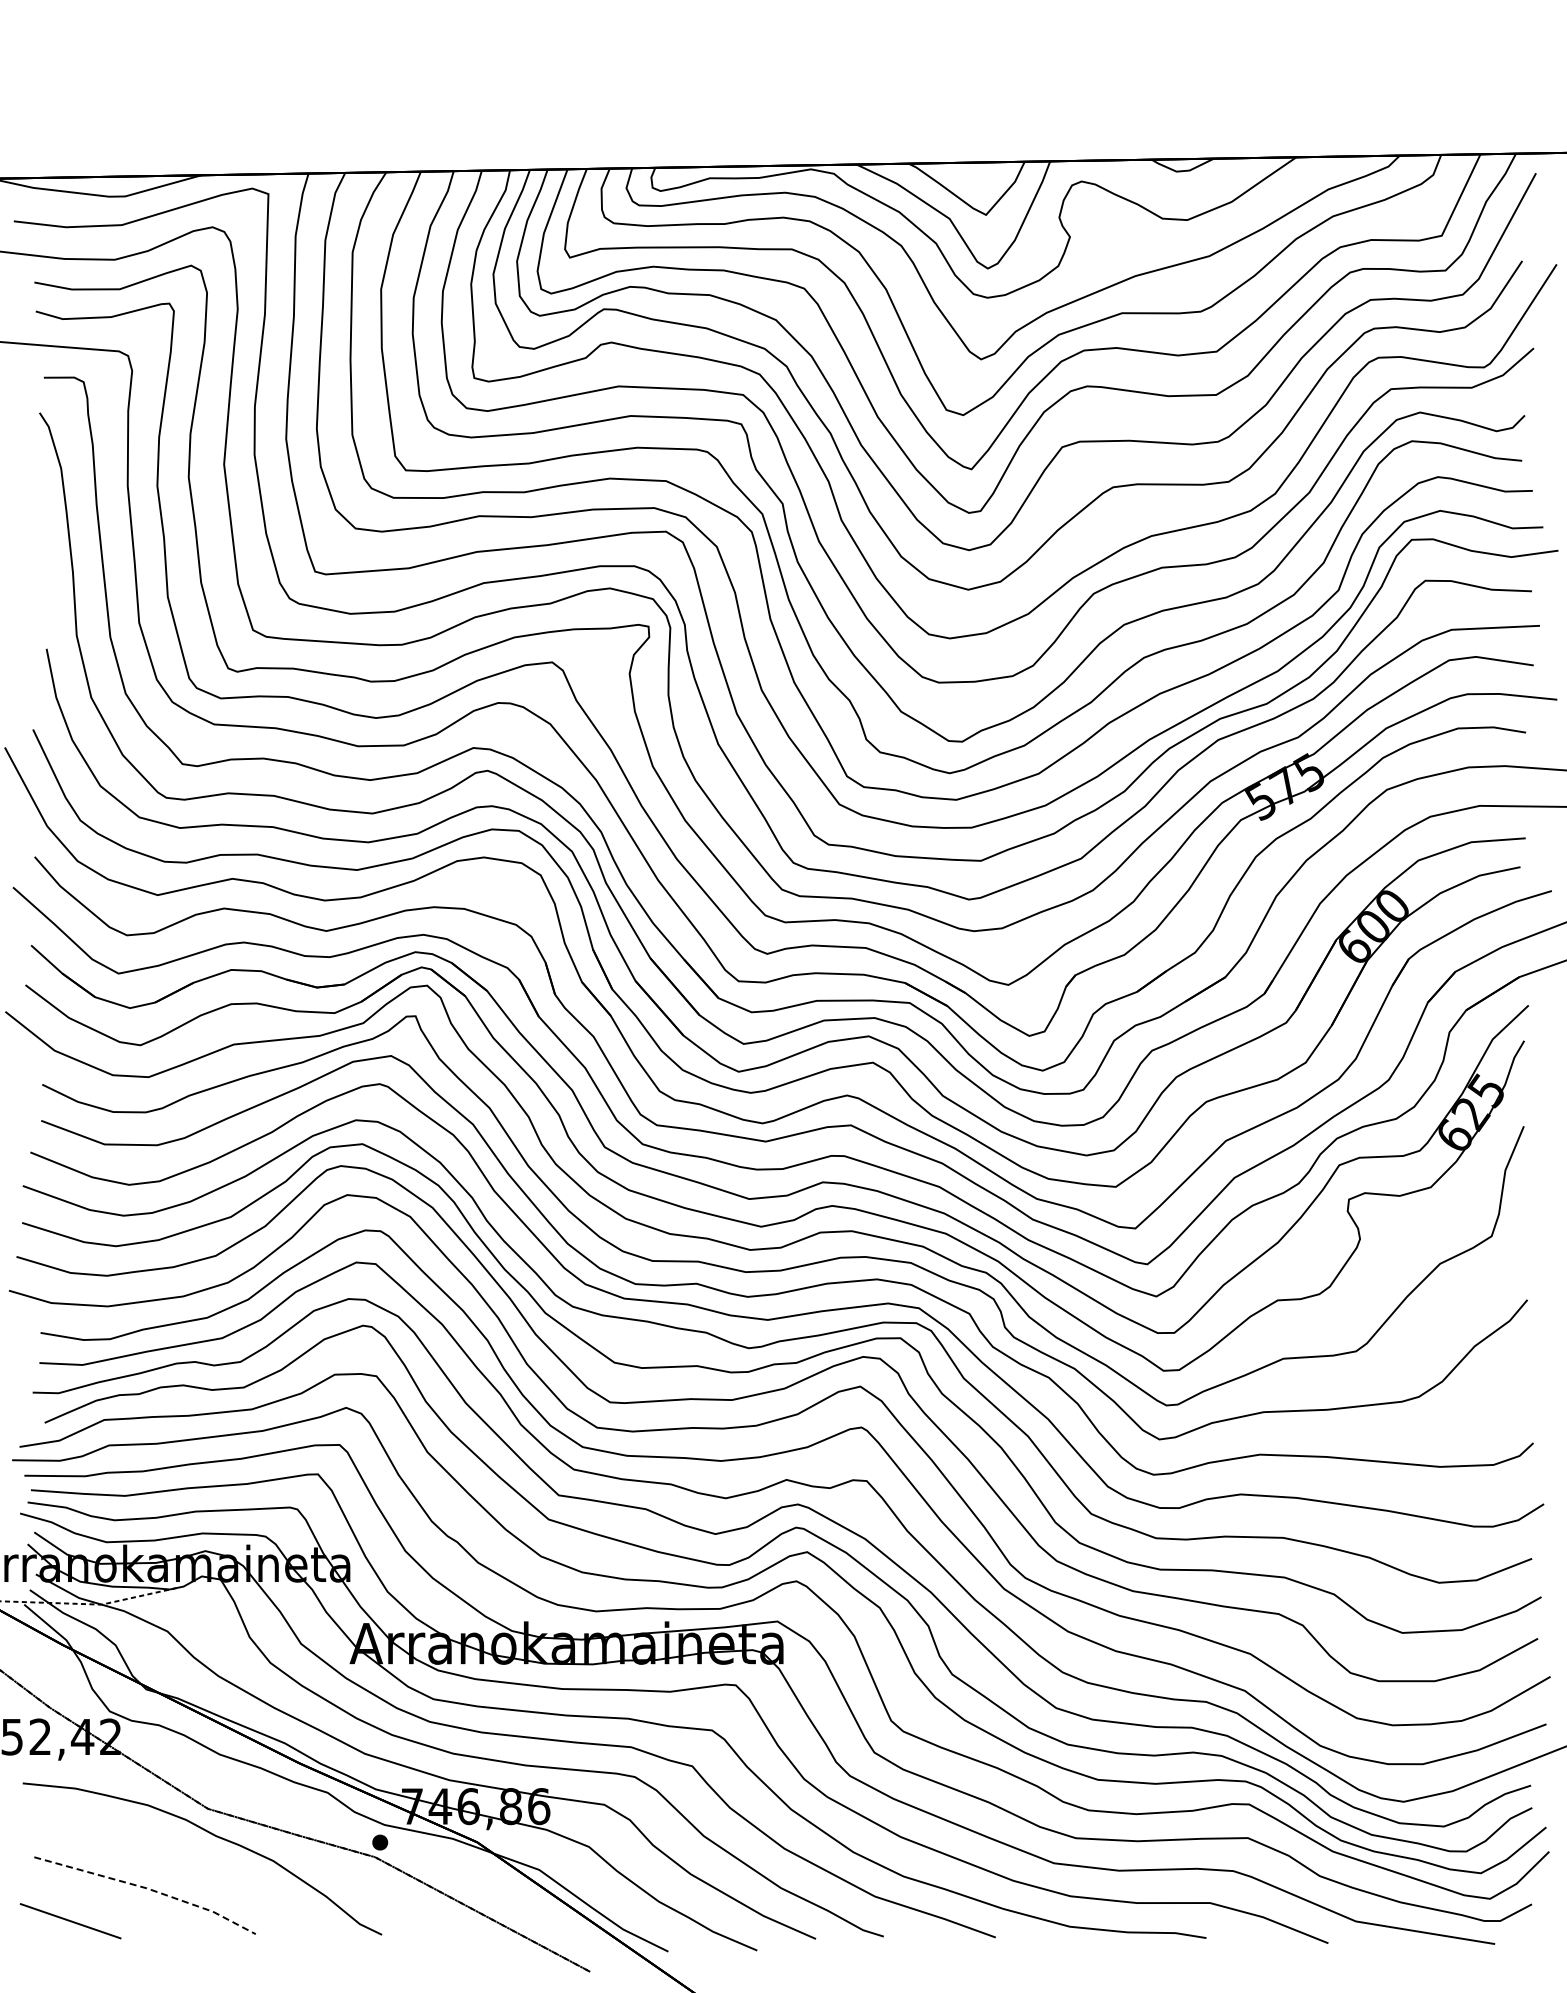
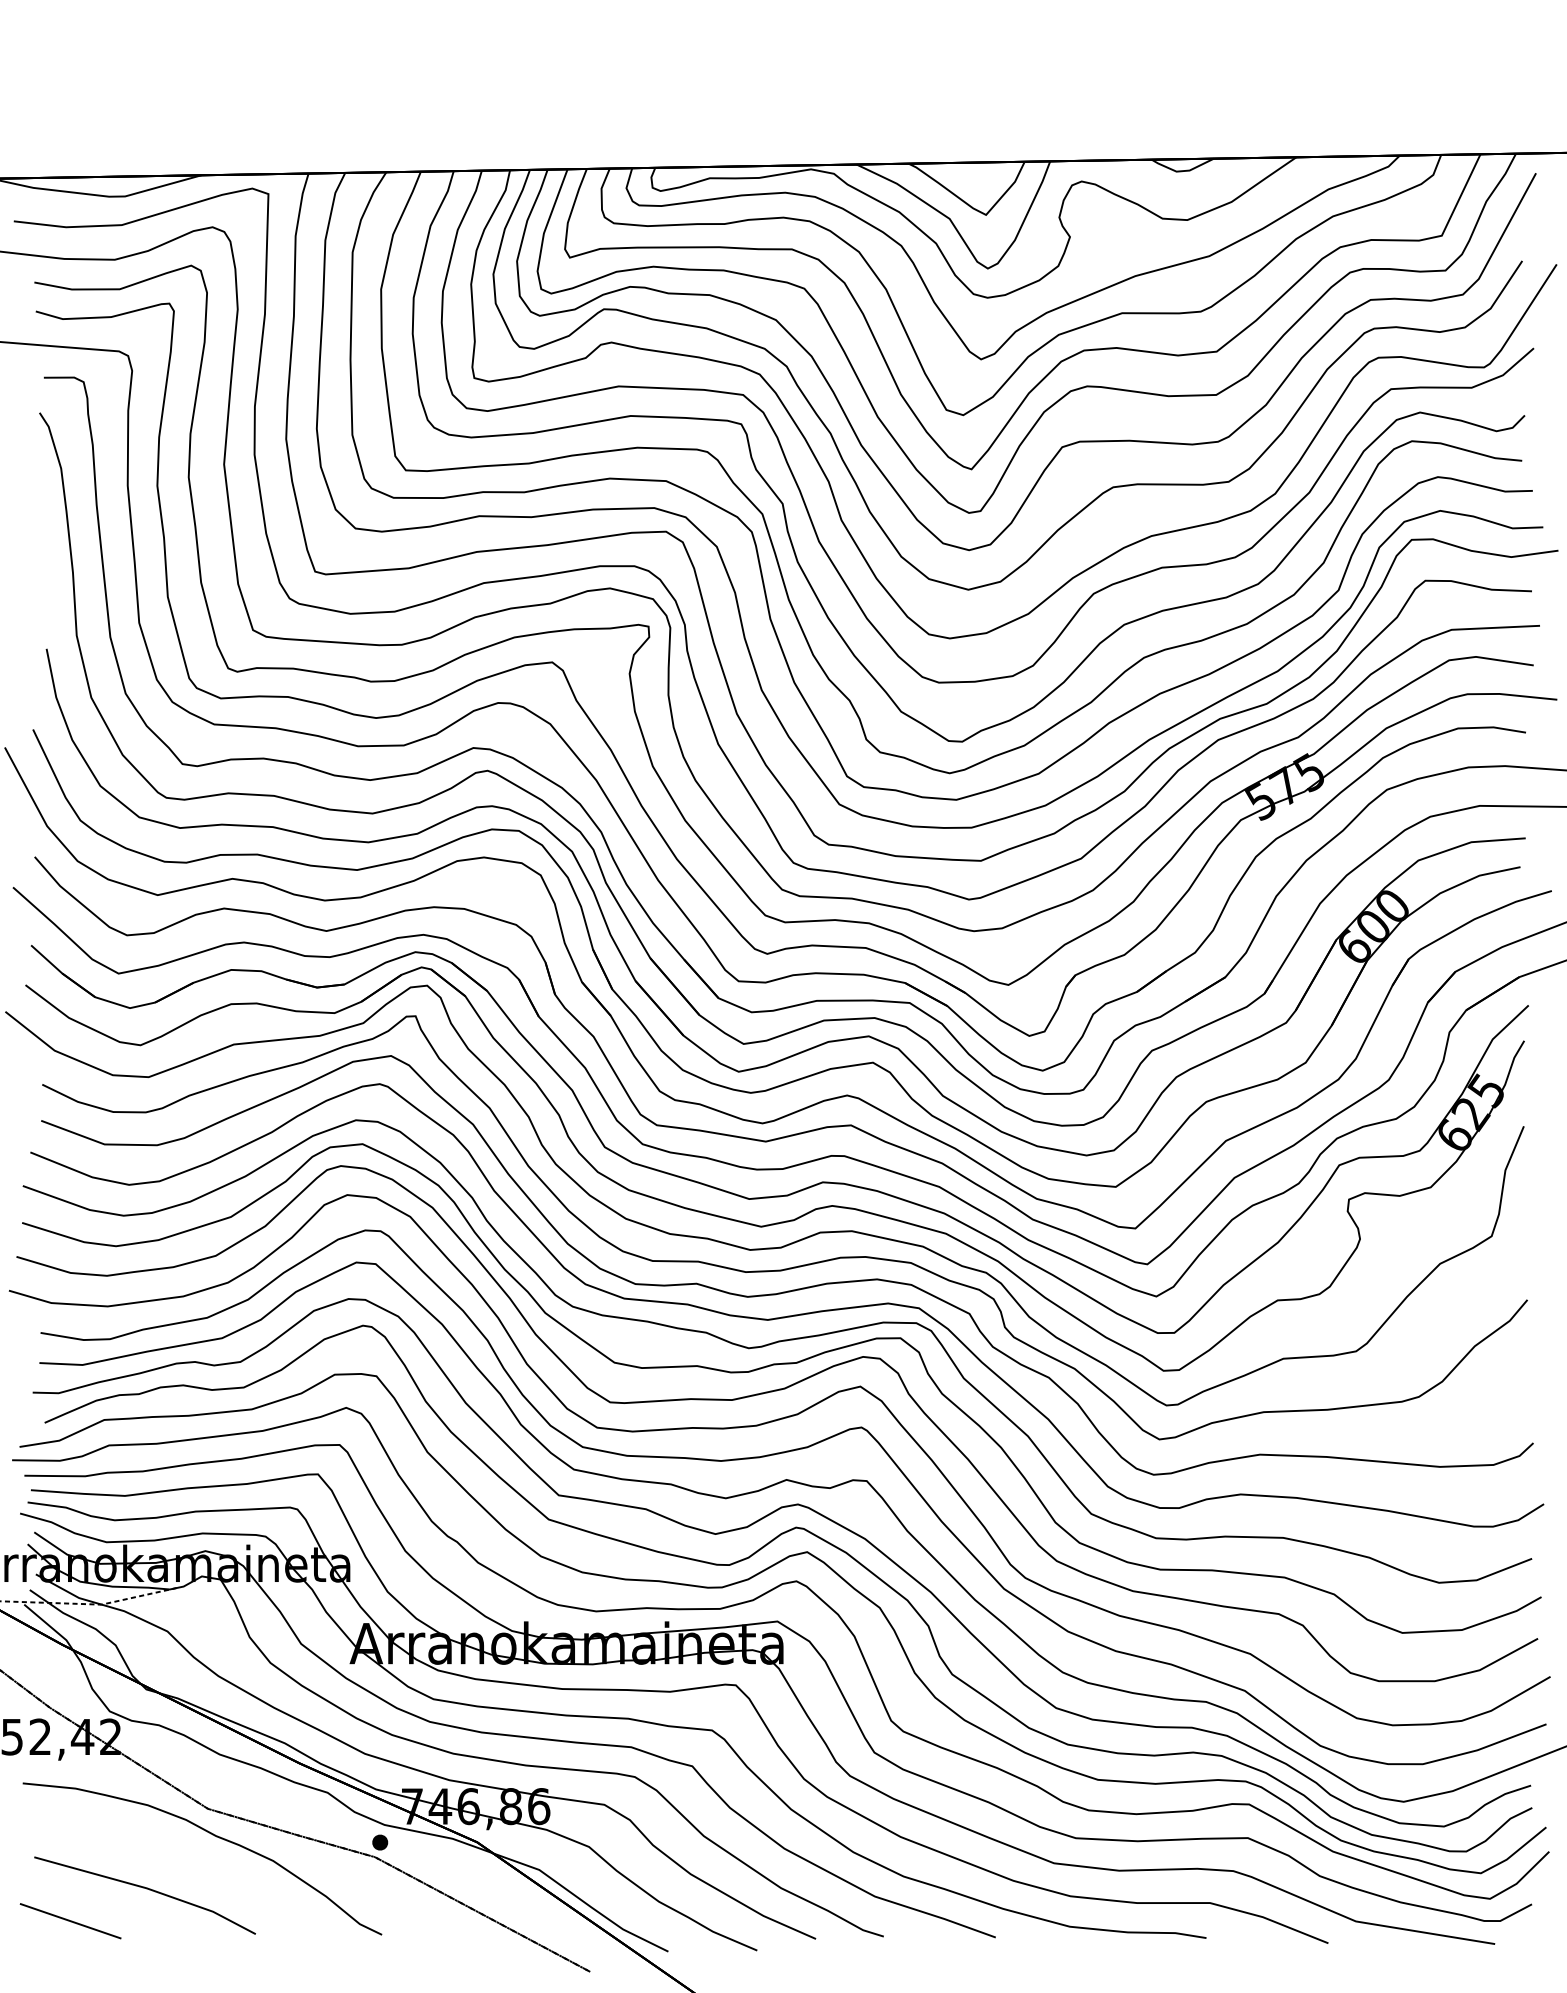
line: dashed -> solid (148, 1888)
